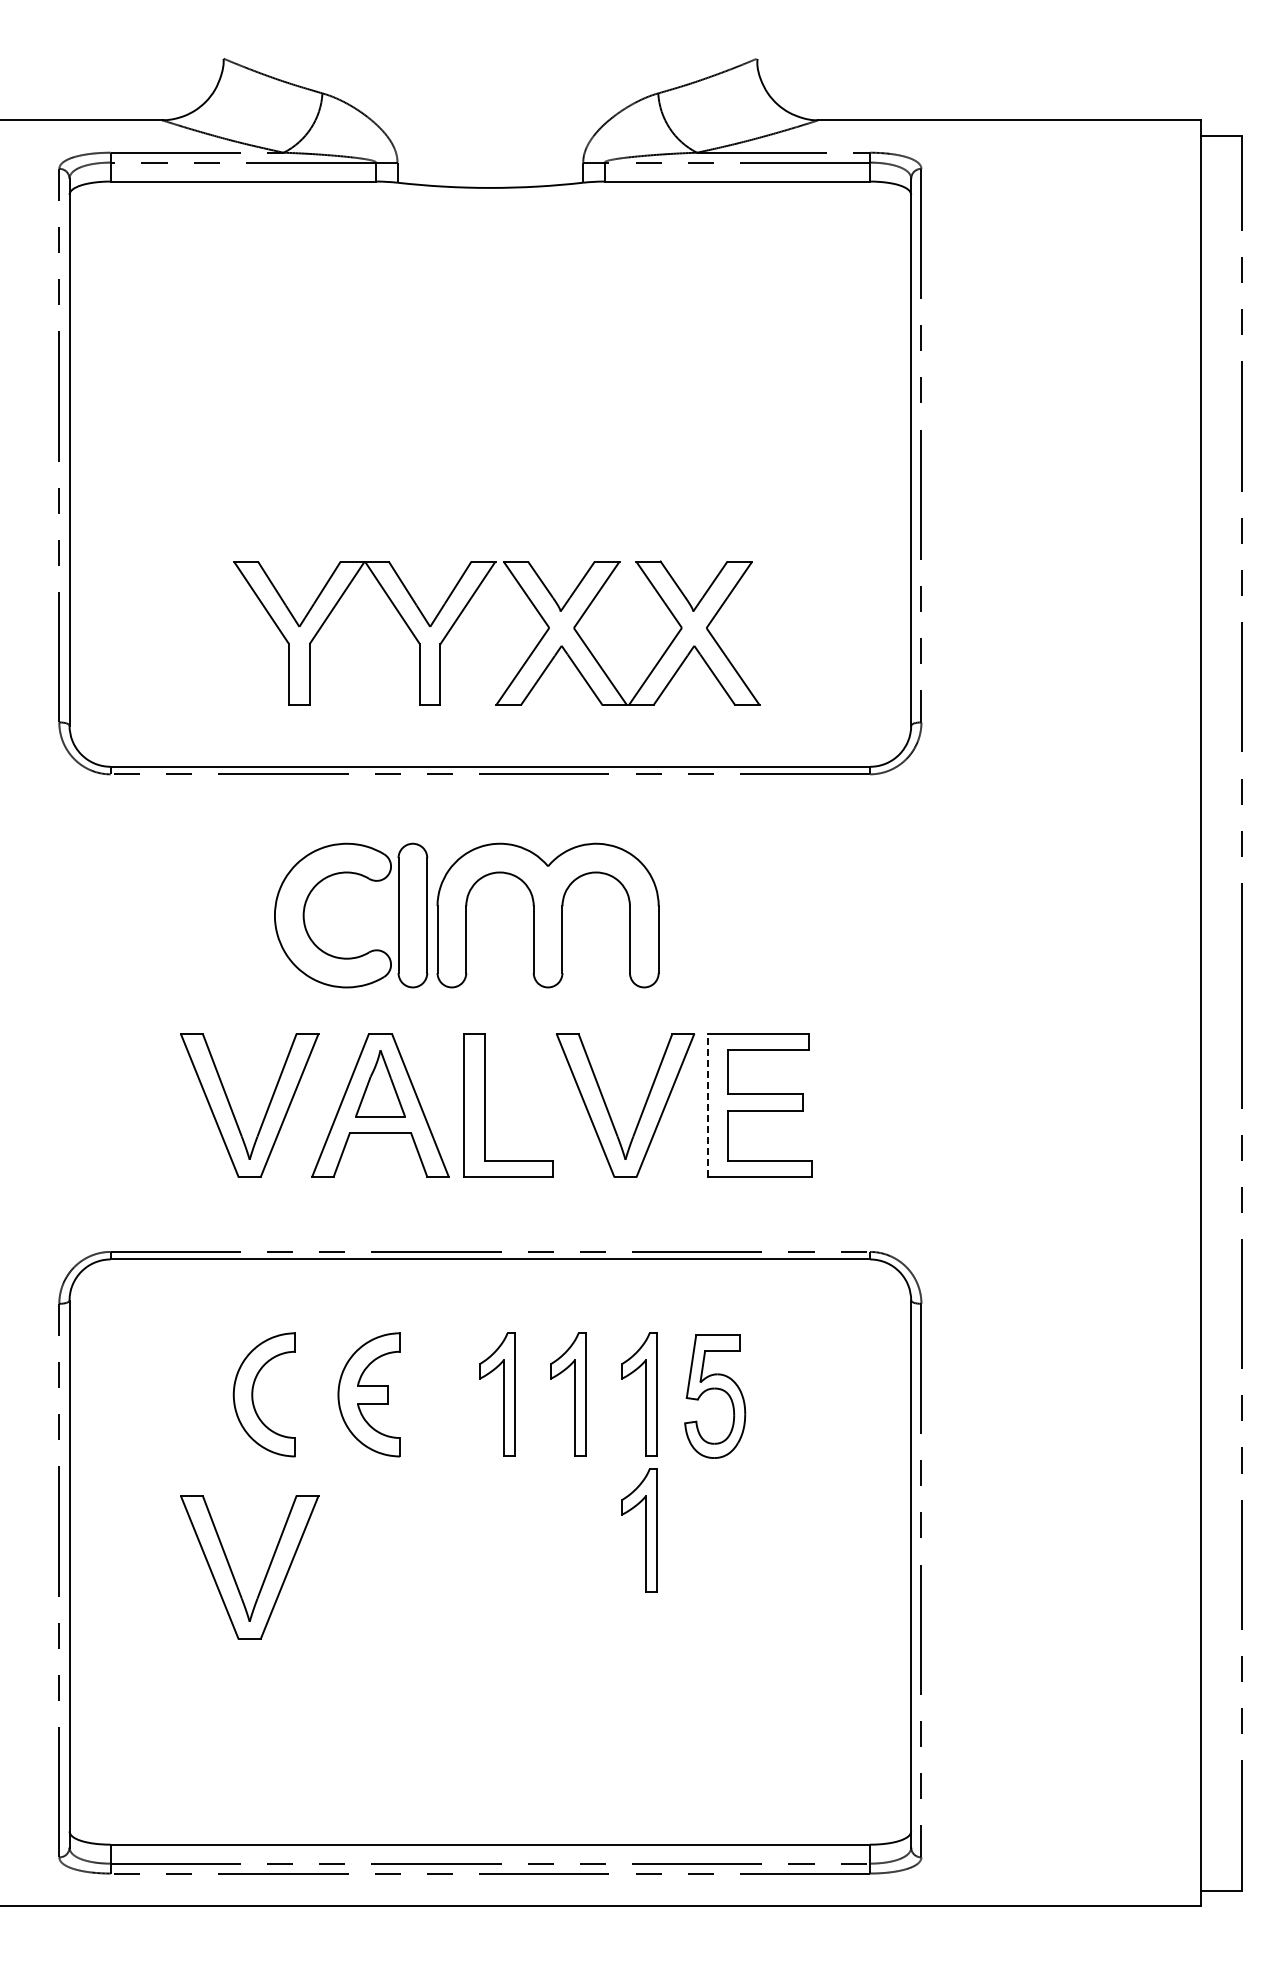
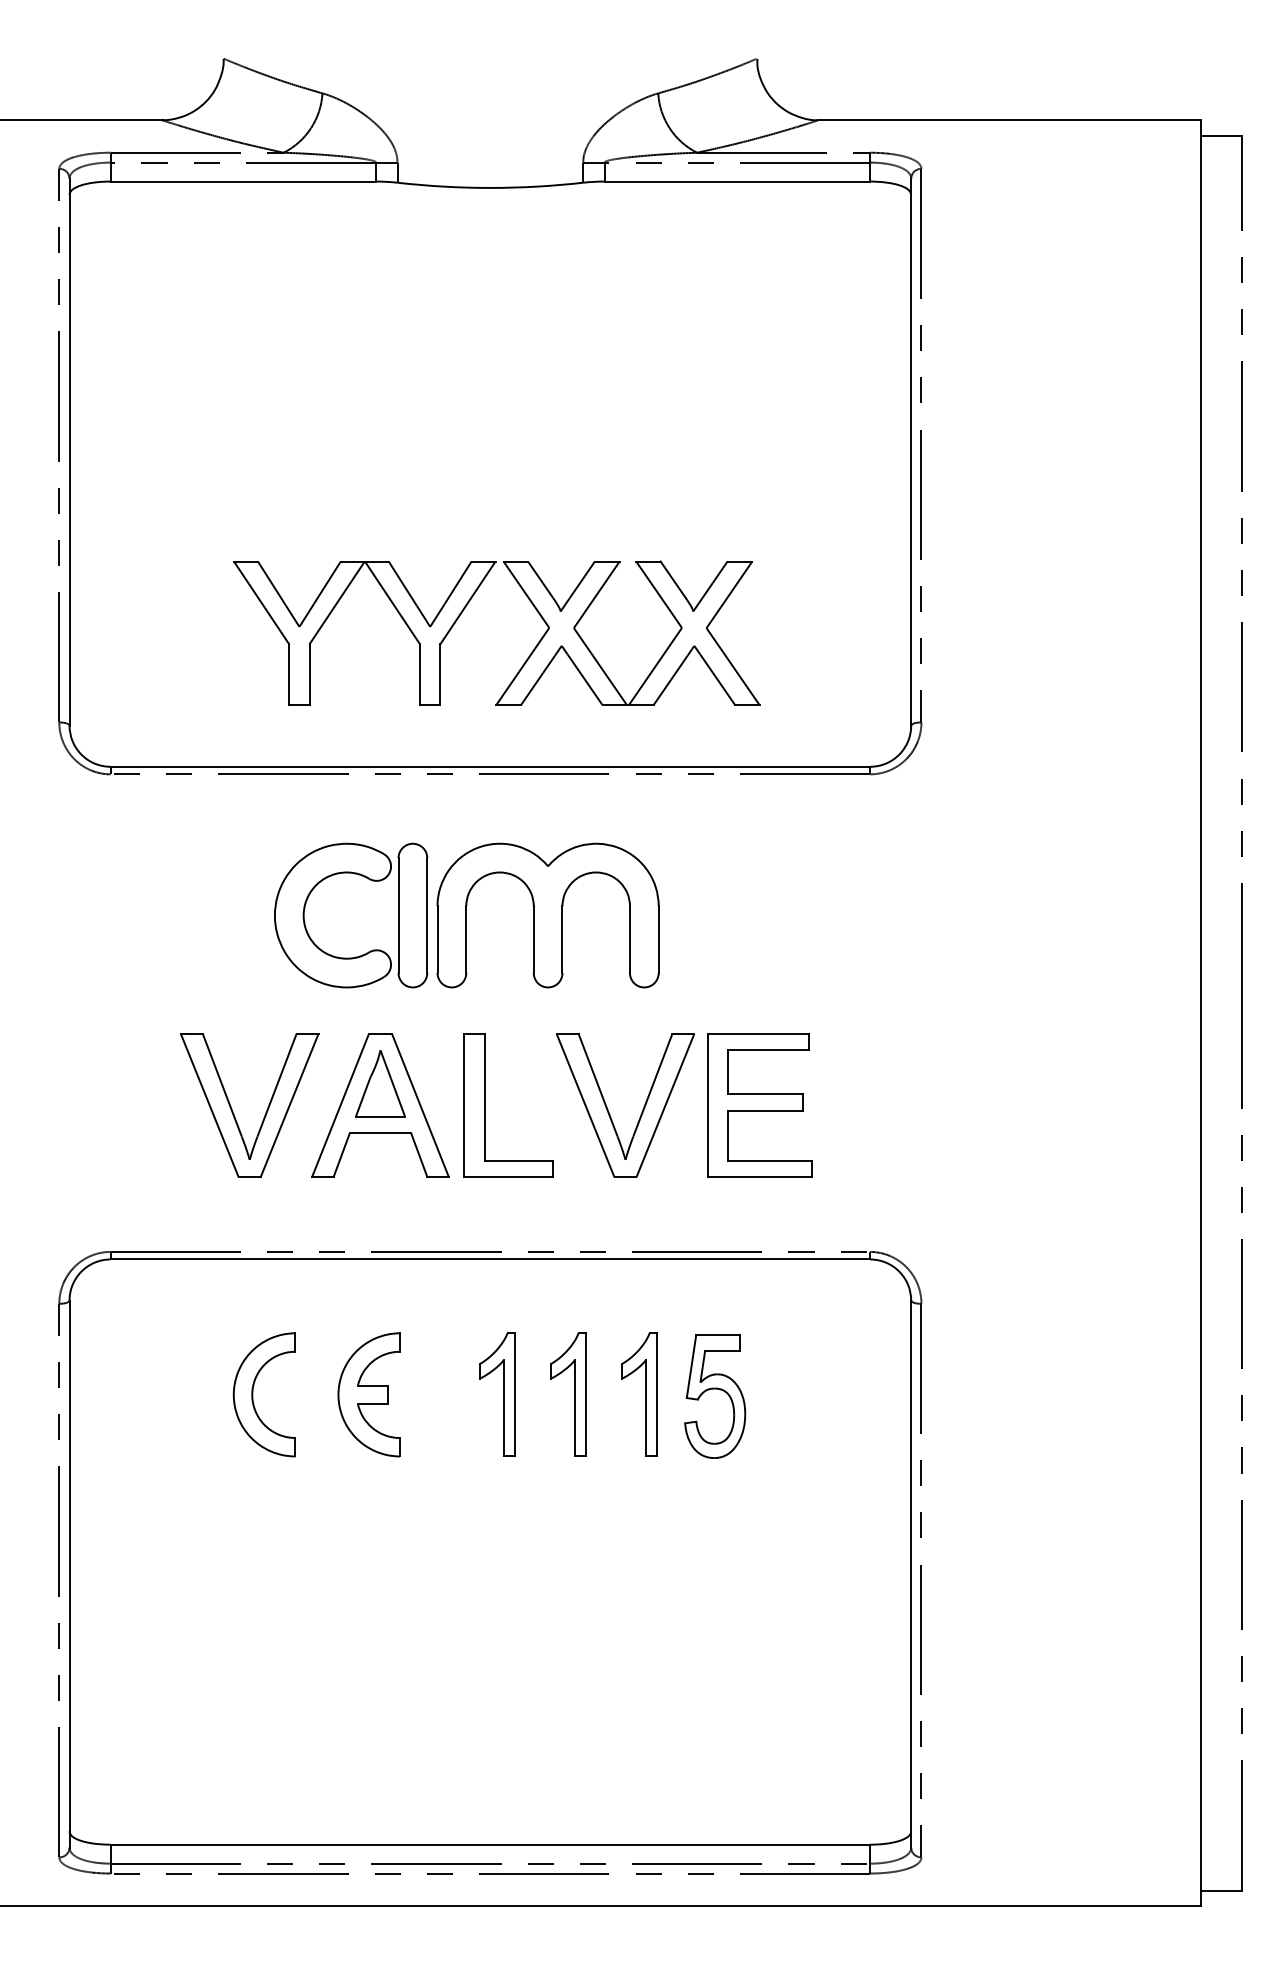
line: dashed -> solid (707, 1105)
part: present -> none (639, 1530)
part: present -> none (233, 1573)
